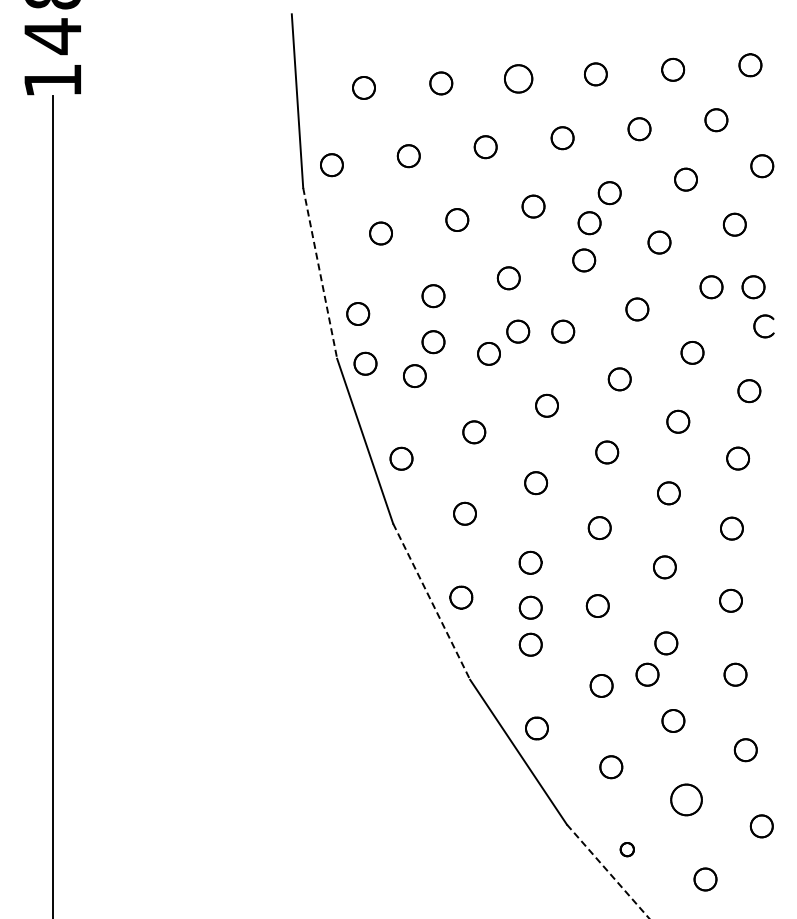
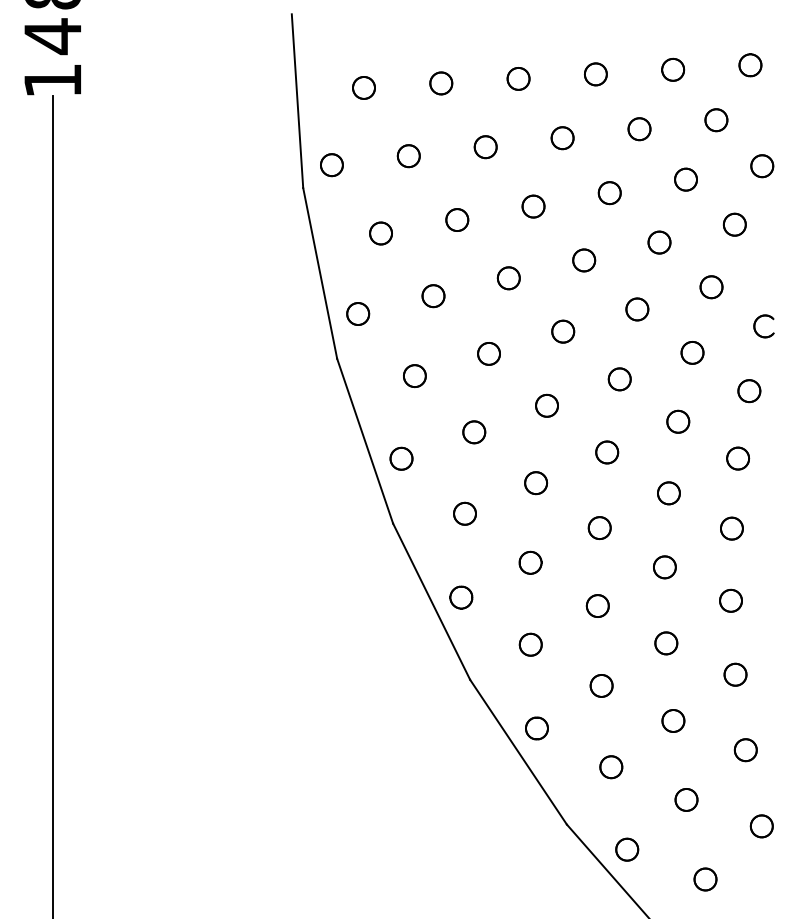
part size: 30x30 px -> 25x24 px (518, 78)
part: present -> none (589, 223)
line: dashed -> solid (320, 273)
part: present -> none (753, 287)
part: present -> none (518, 331)
part: present -> none (433, 342)
part: present -> none (365, 363)
line: dashed -> solid (431, 602)
part: present -> none (530, 607)
part: present -> none (647, 674)
part size: 33x34 px -> 25x24 px (686, 799)
part size: 16x16 px -> 25x25 px (627, 849)
line: dashed -> solid (608, 871)
